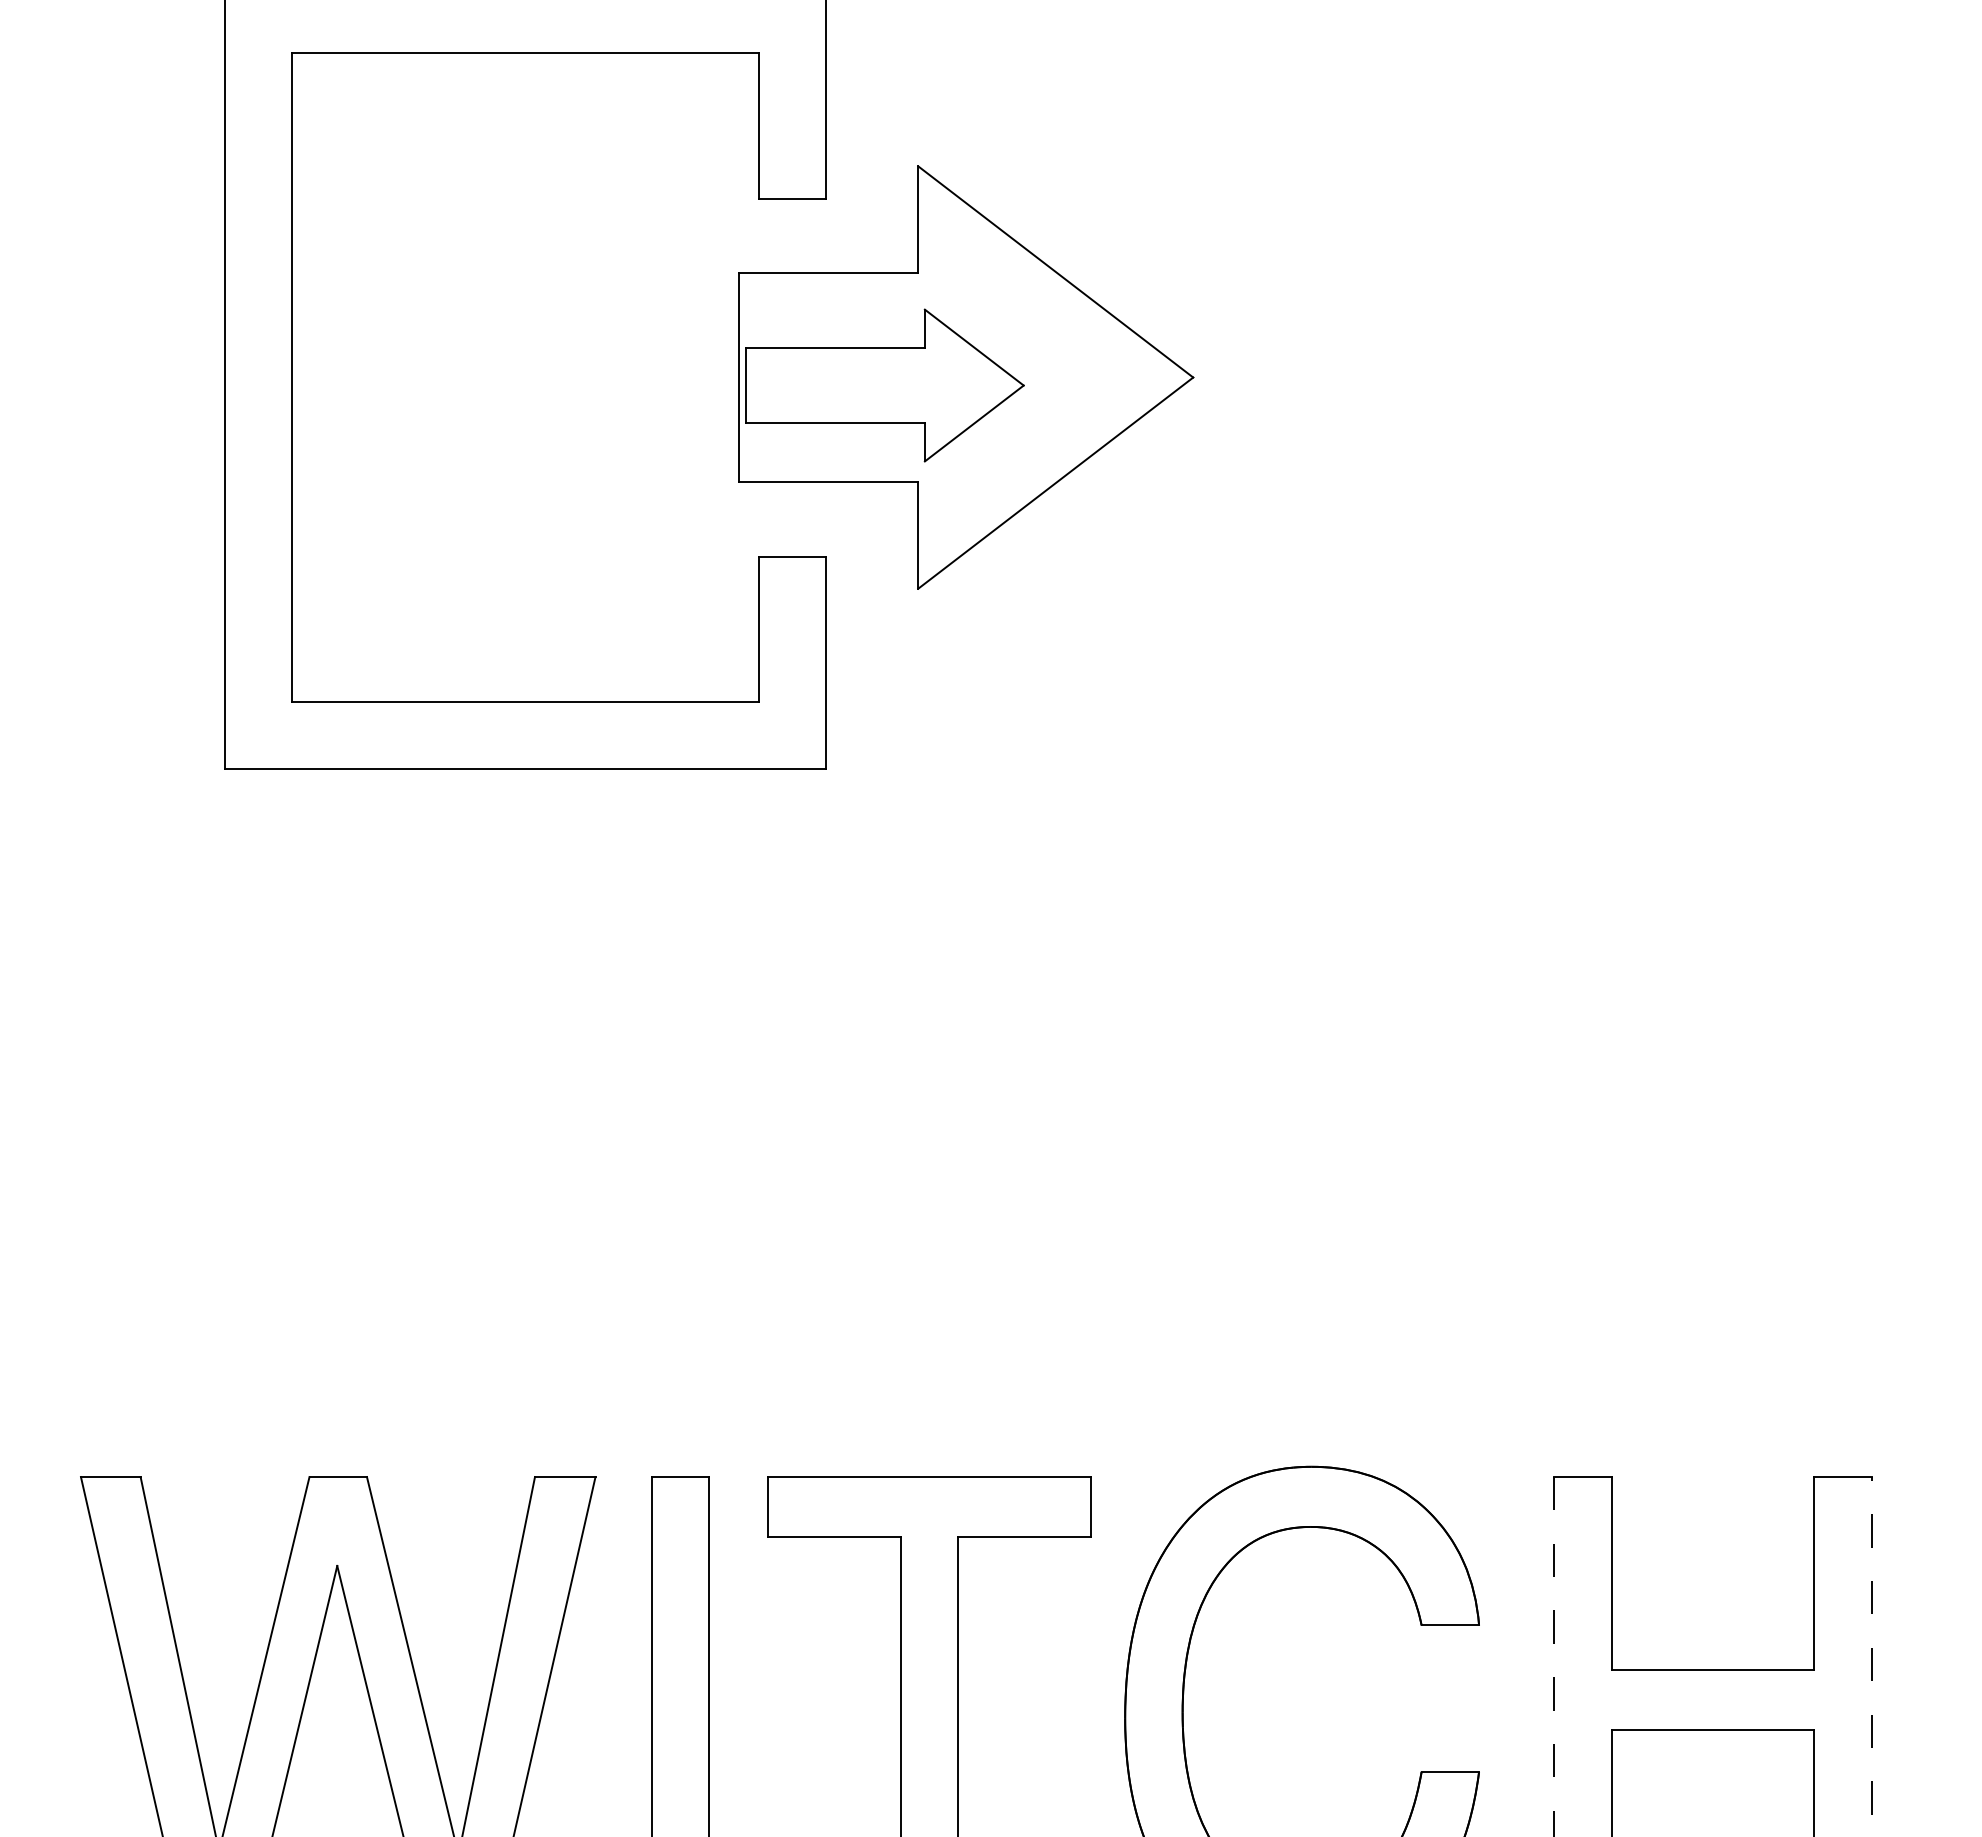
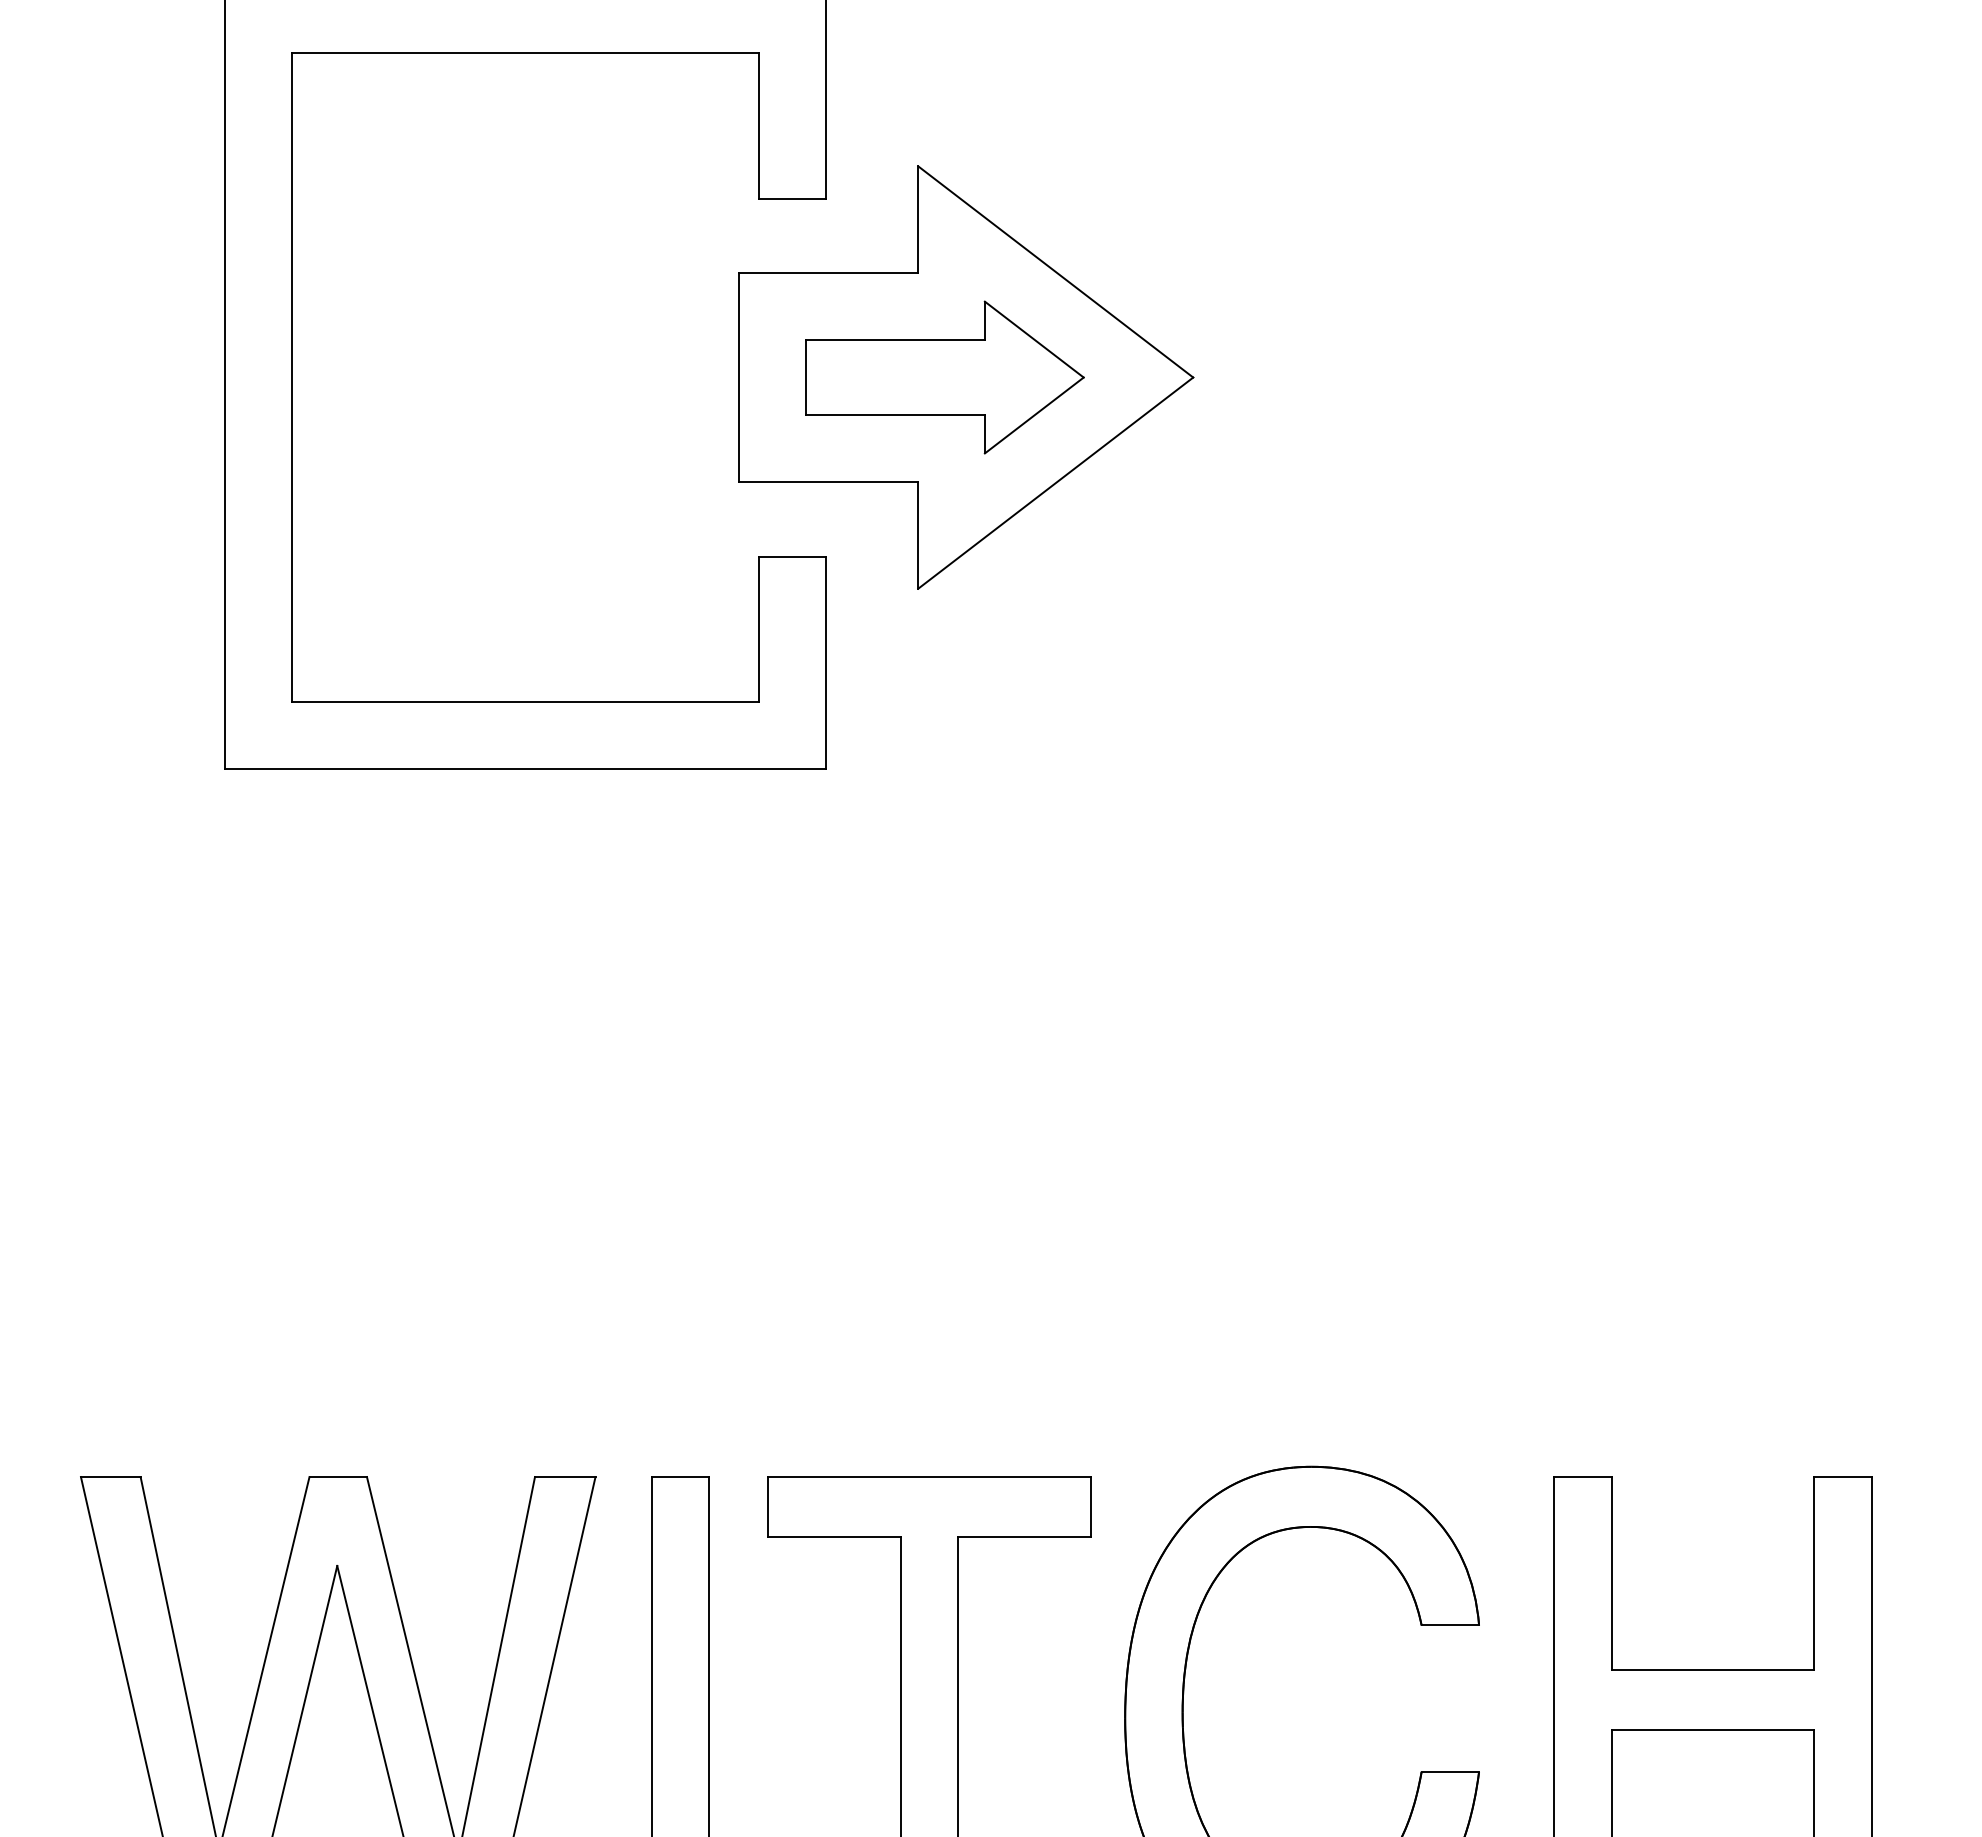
part position: (884, 385) -> (944, 377) (944, 377)
line: dashed -> solid (1554, 1656)
line: dashed -> solid (1871, 1656)
